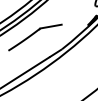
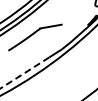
line: solid -> dashed (25, 72)
